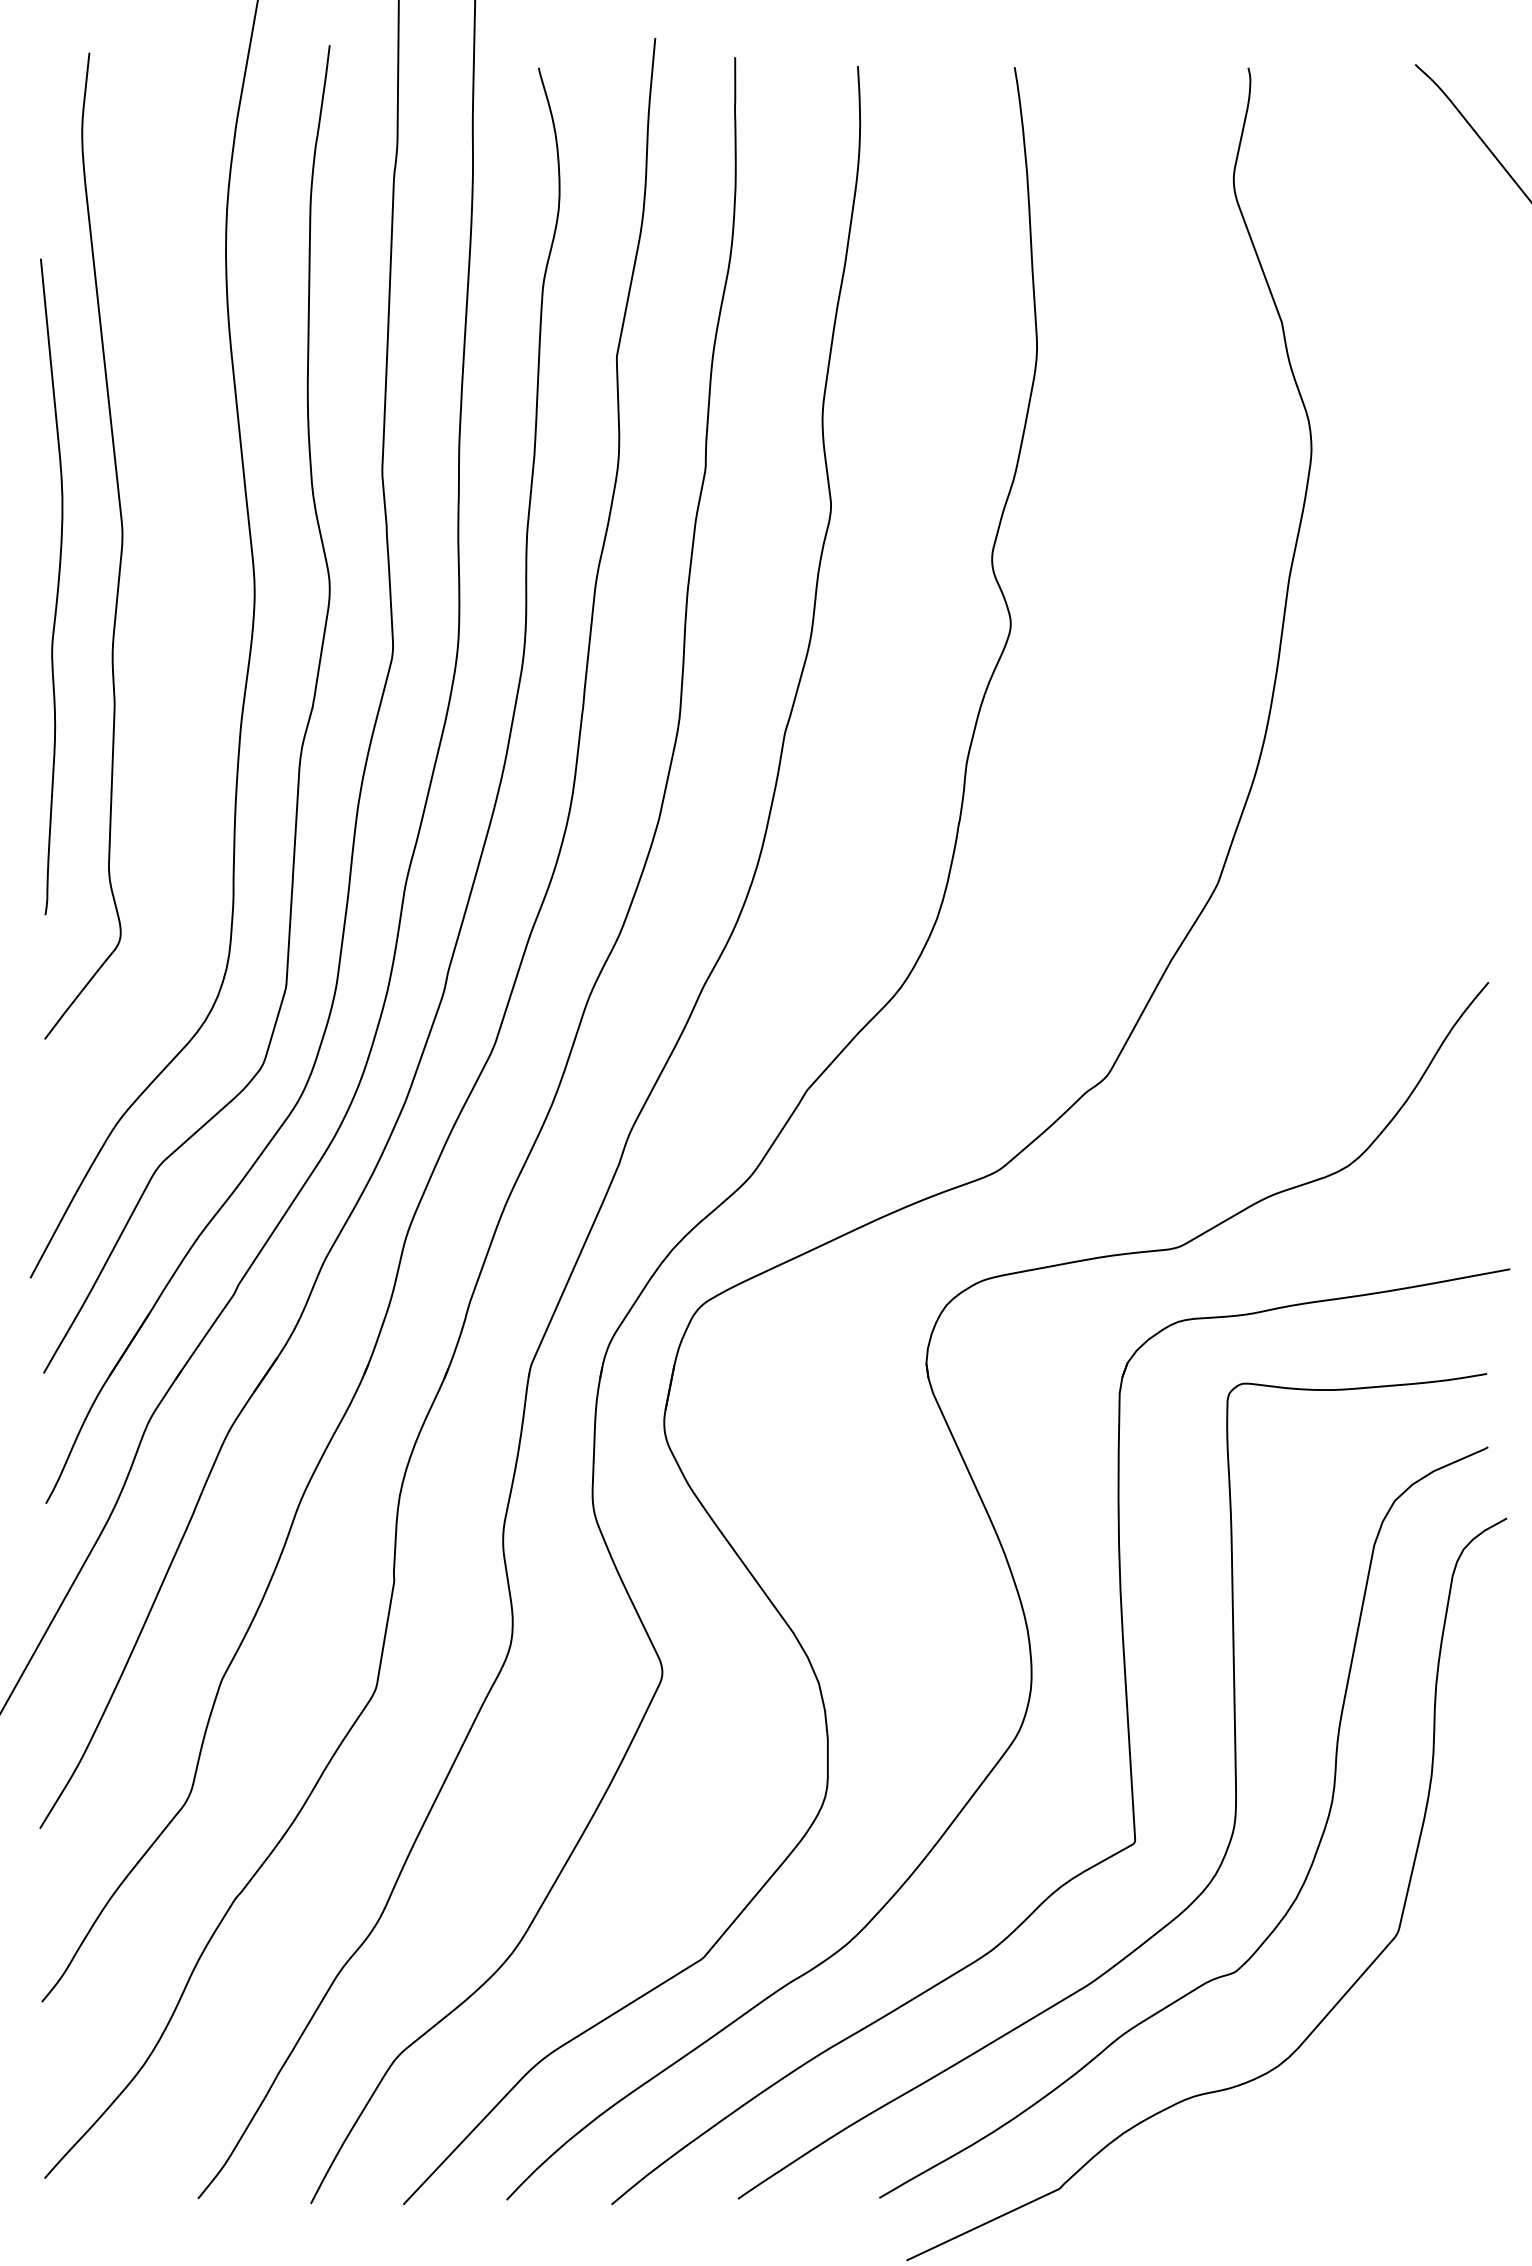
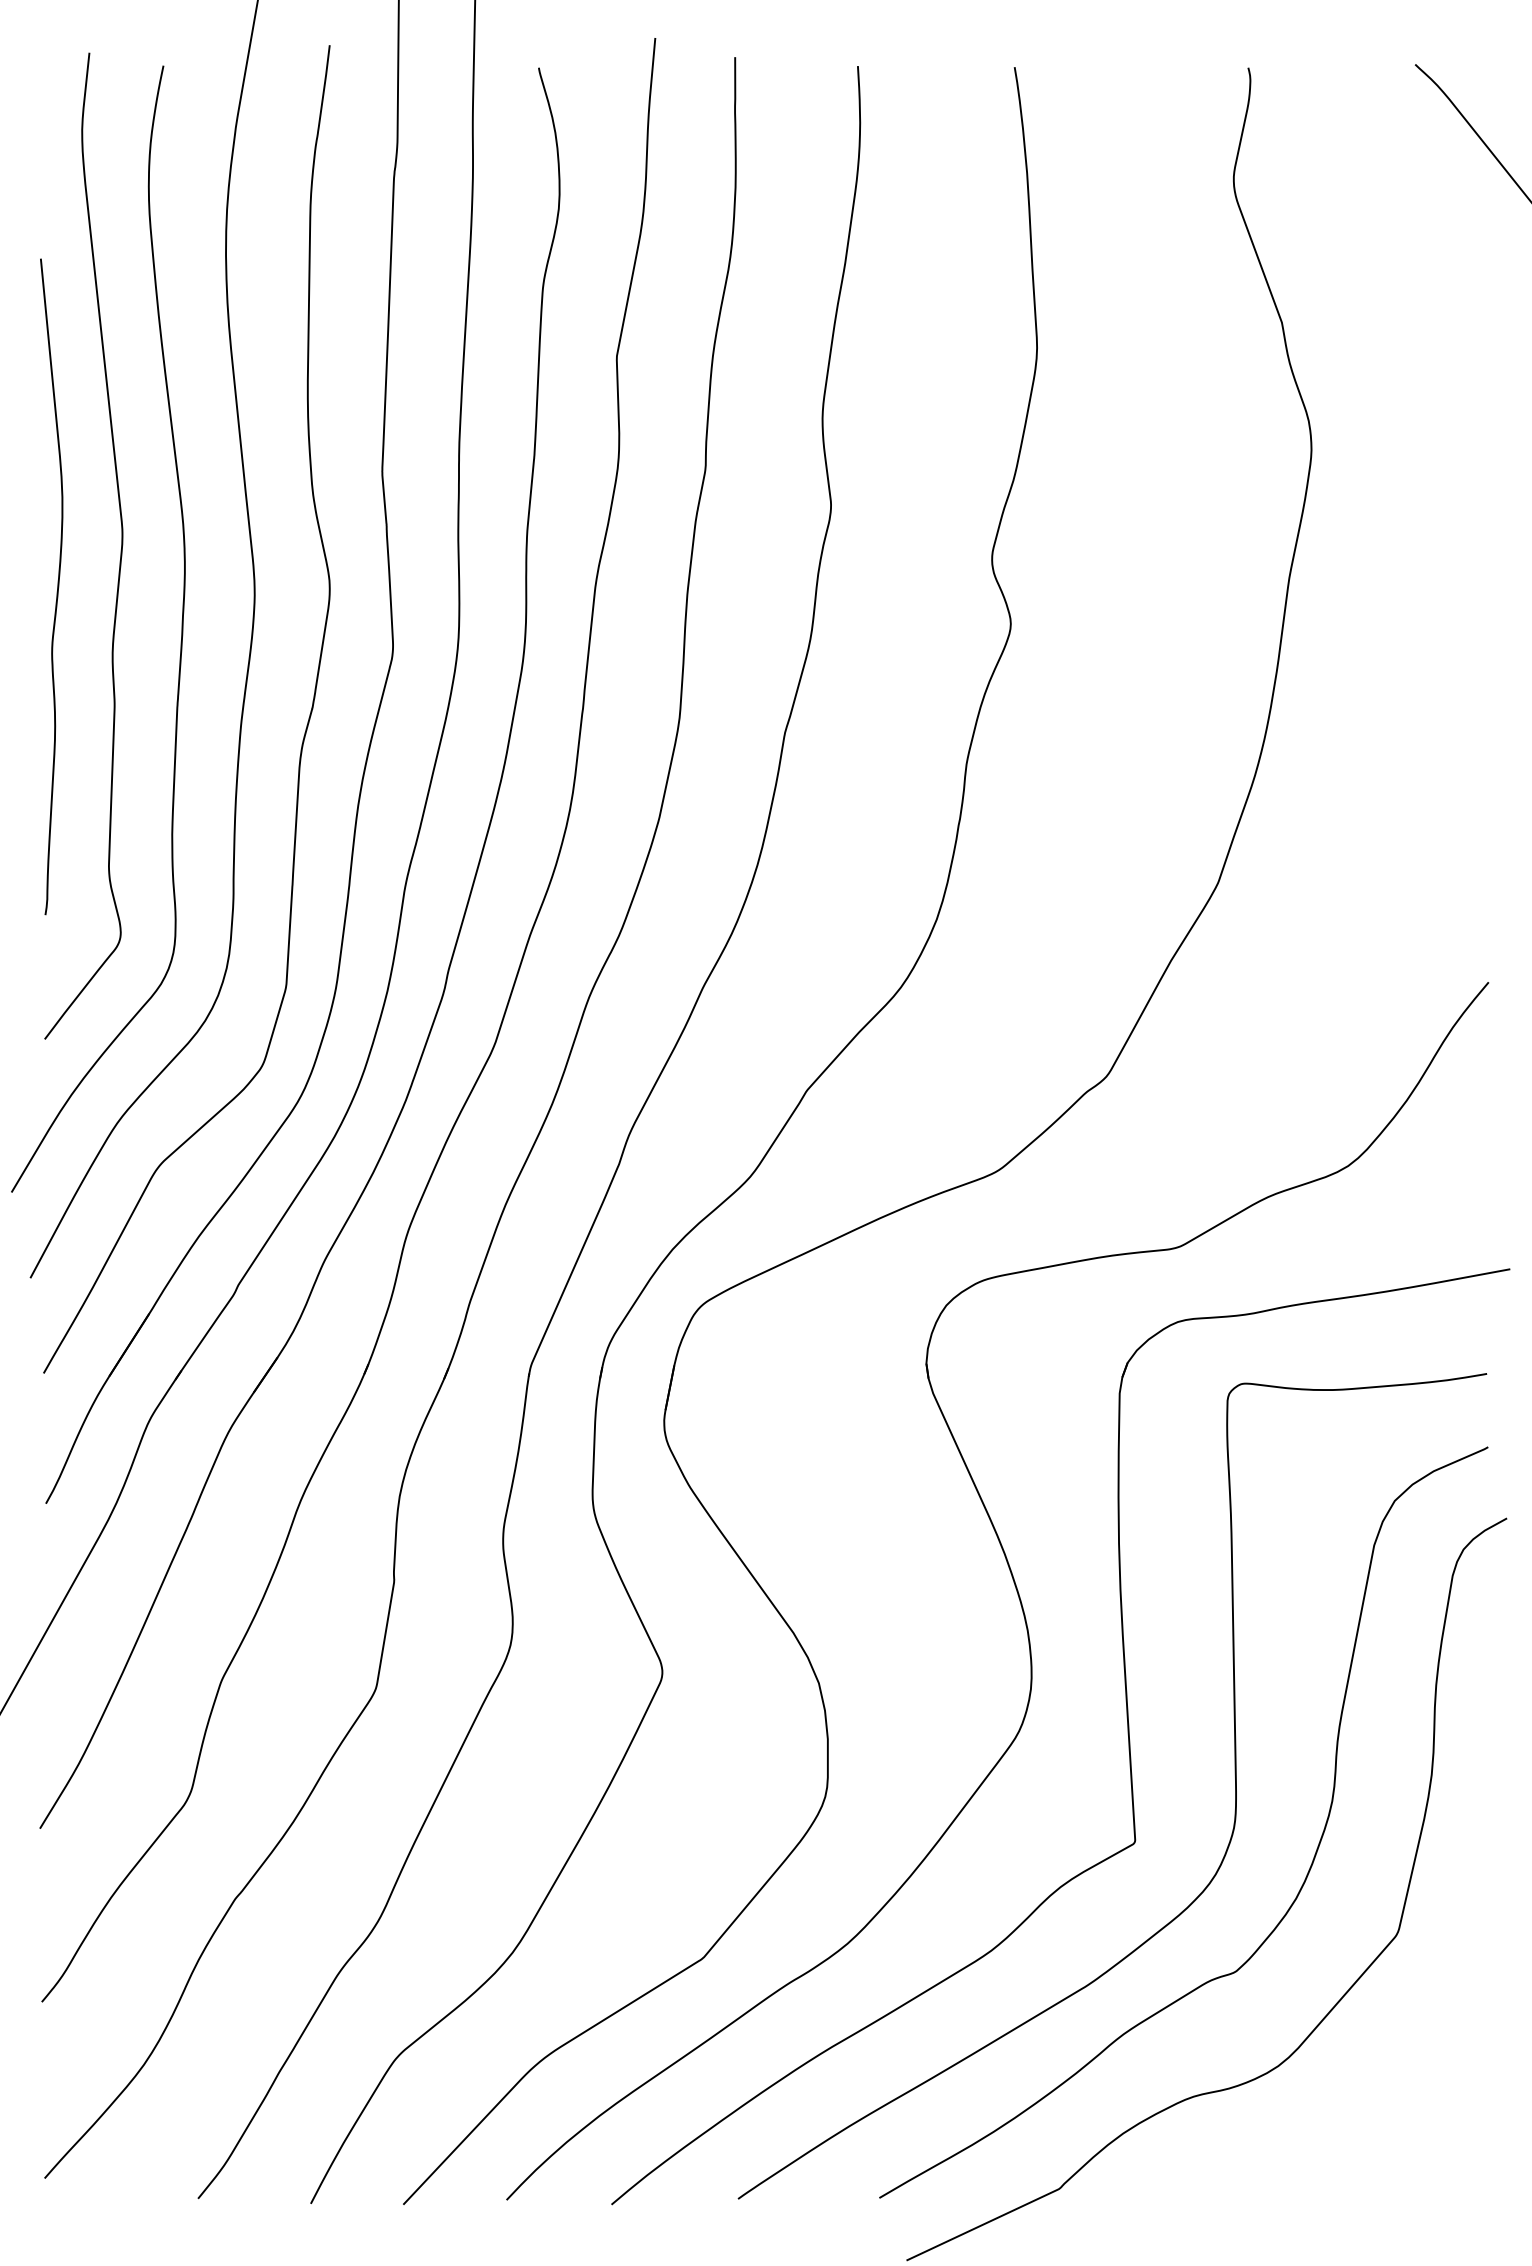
curve: none -> present (181, 628)
